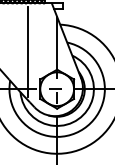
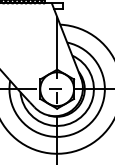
line: present -> none (28, 51)
